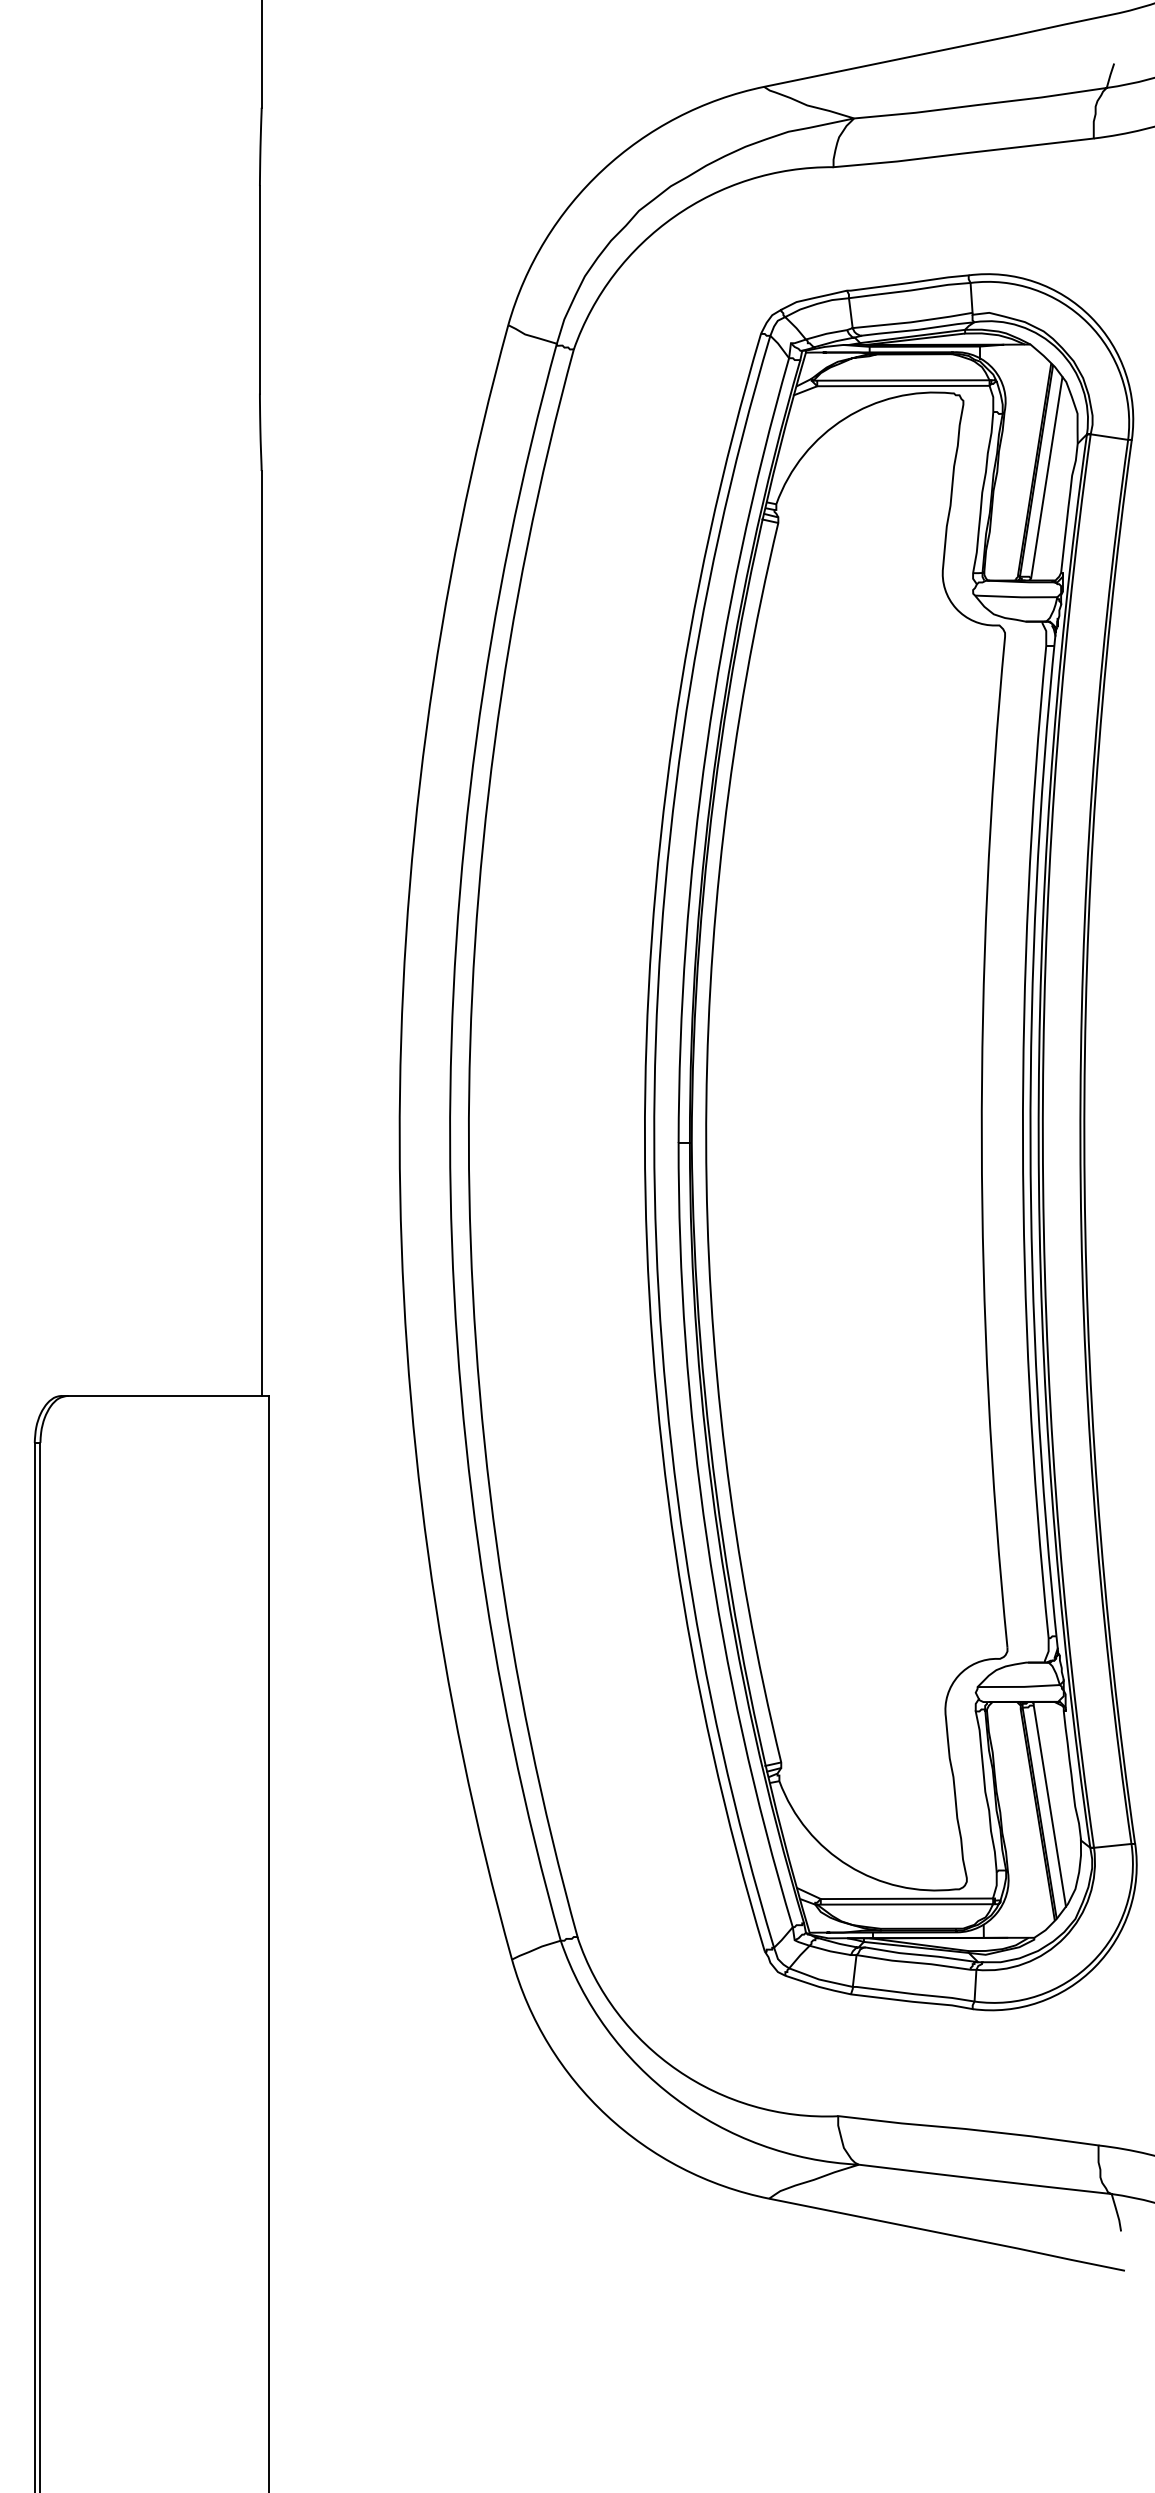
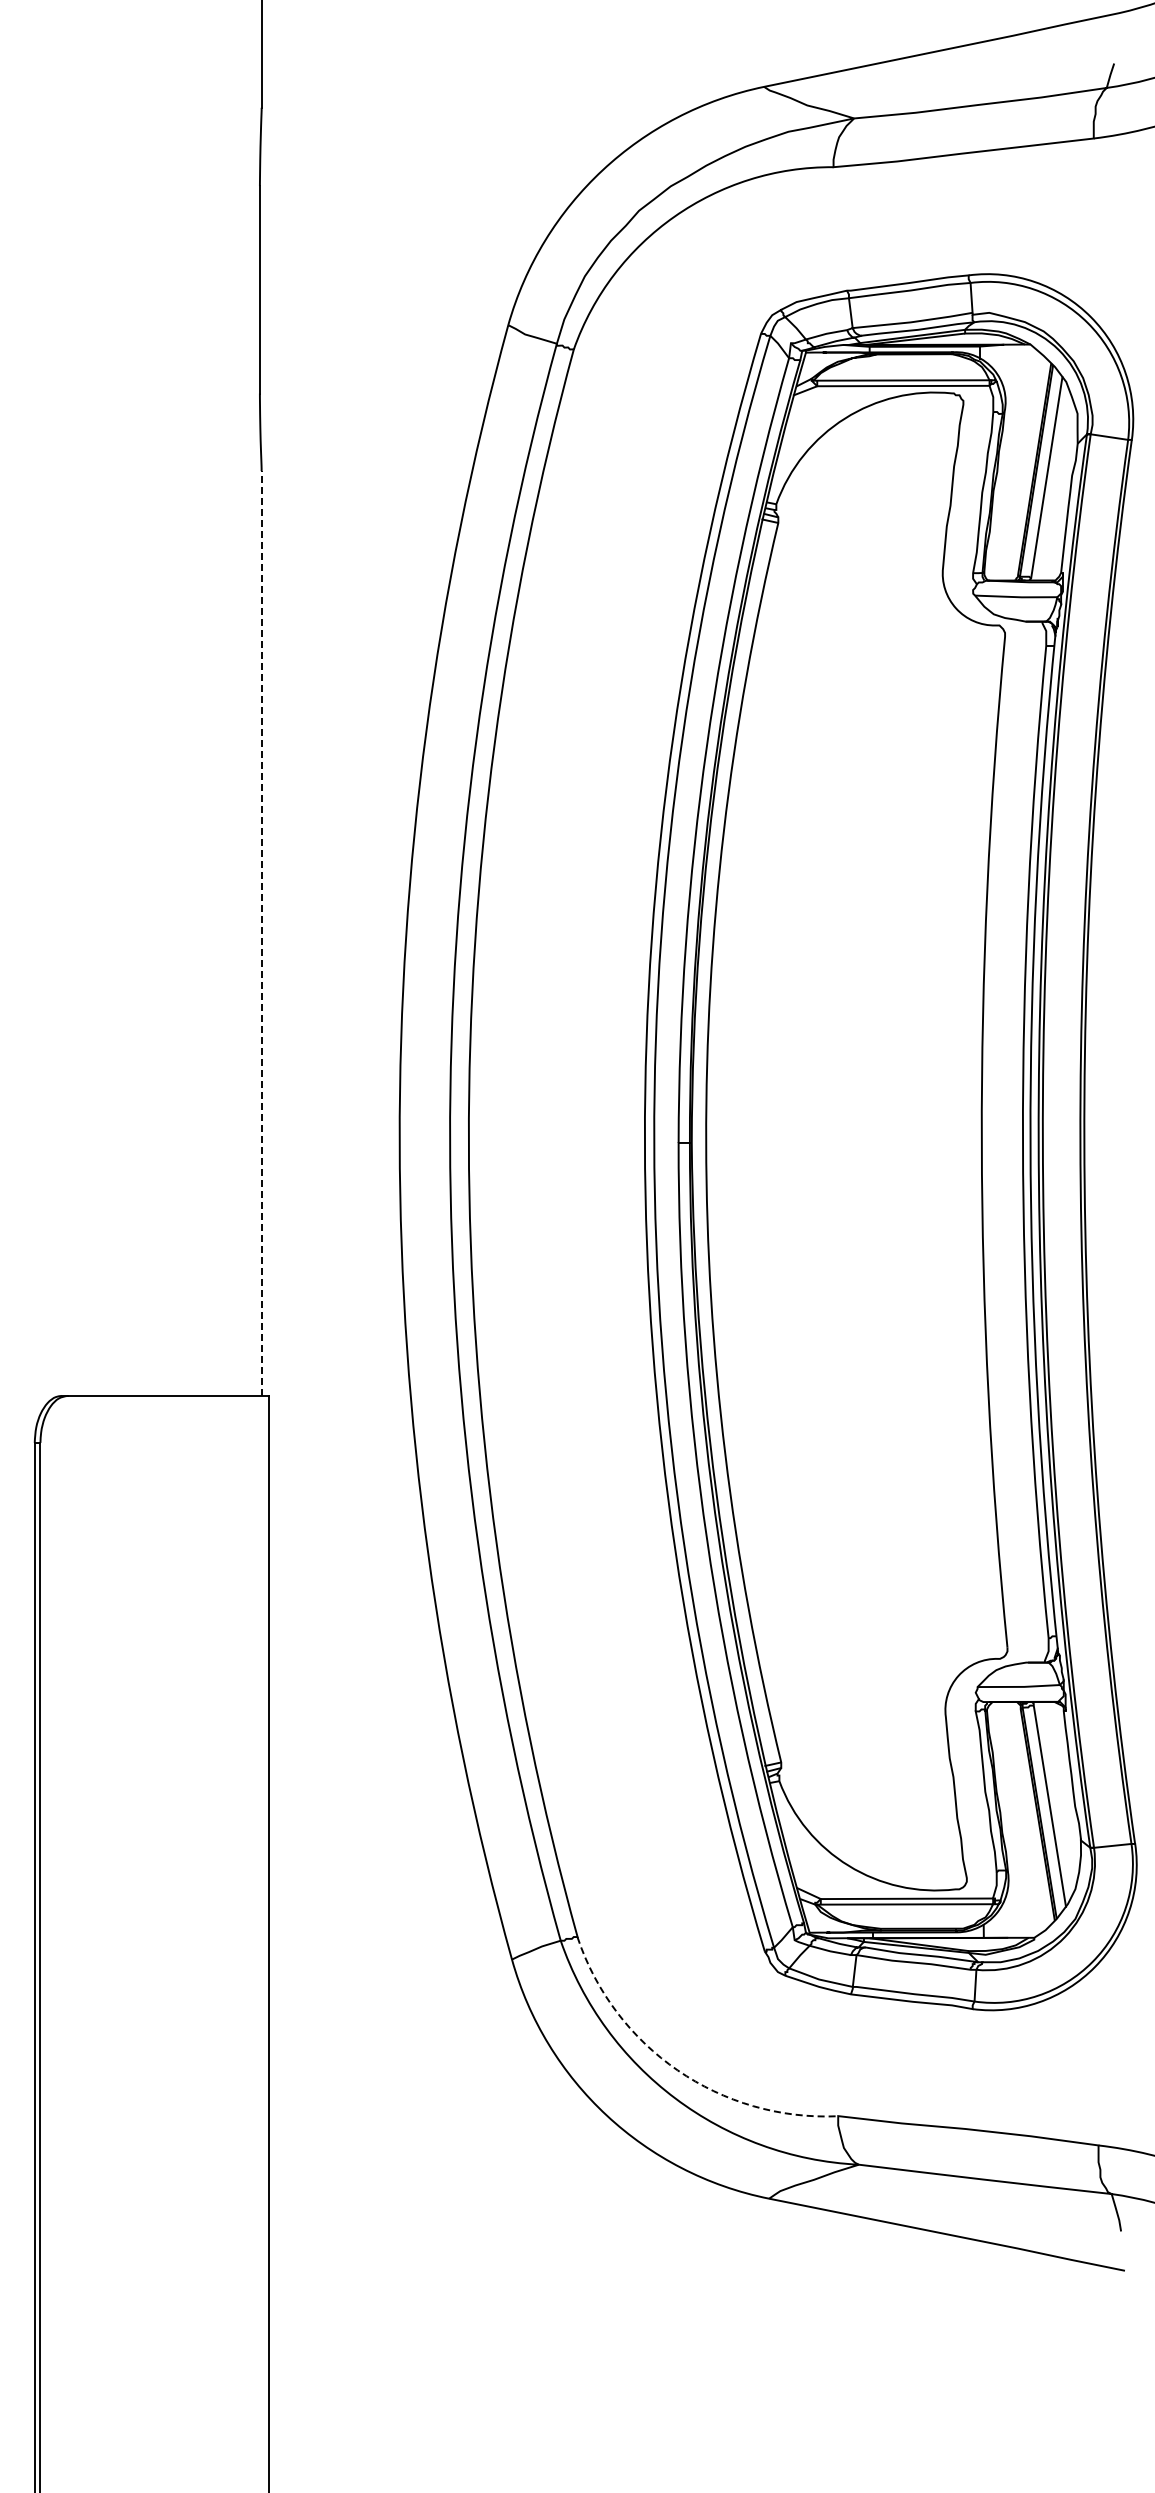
line: solid -> dashed (261, 932)
arc: solid -> dashed (677, 2070)
